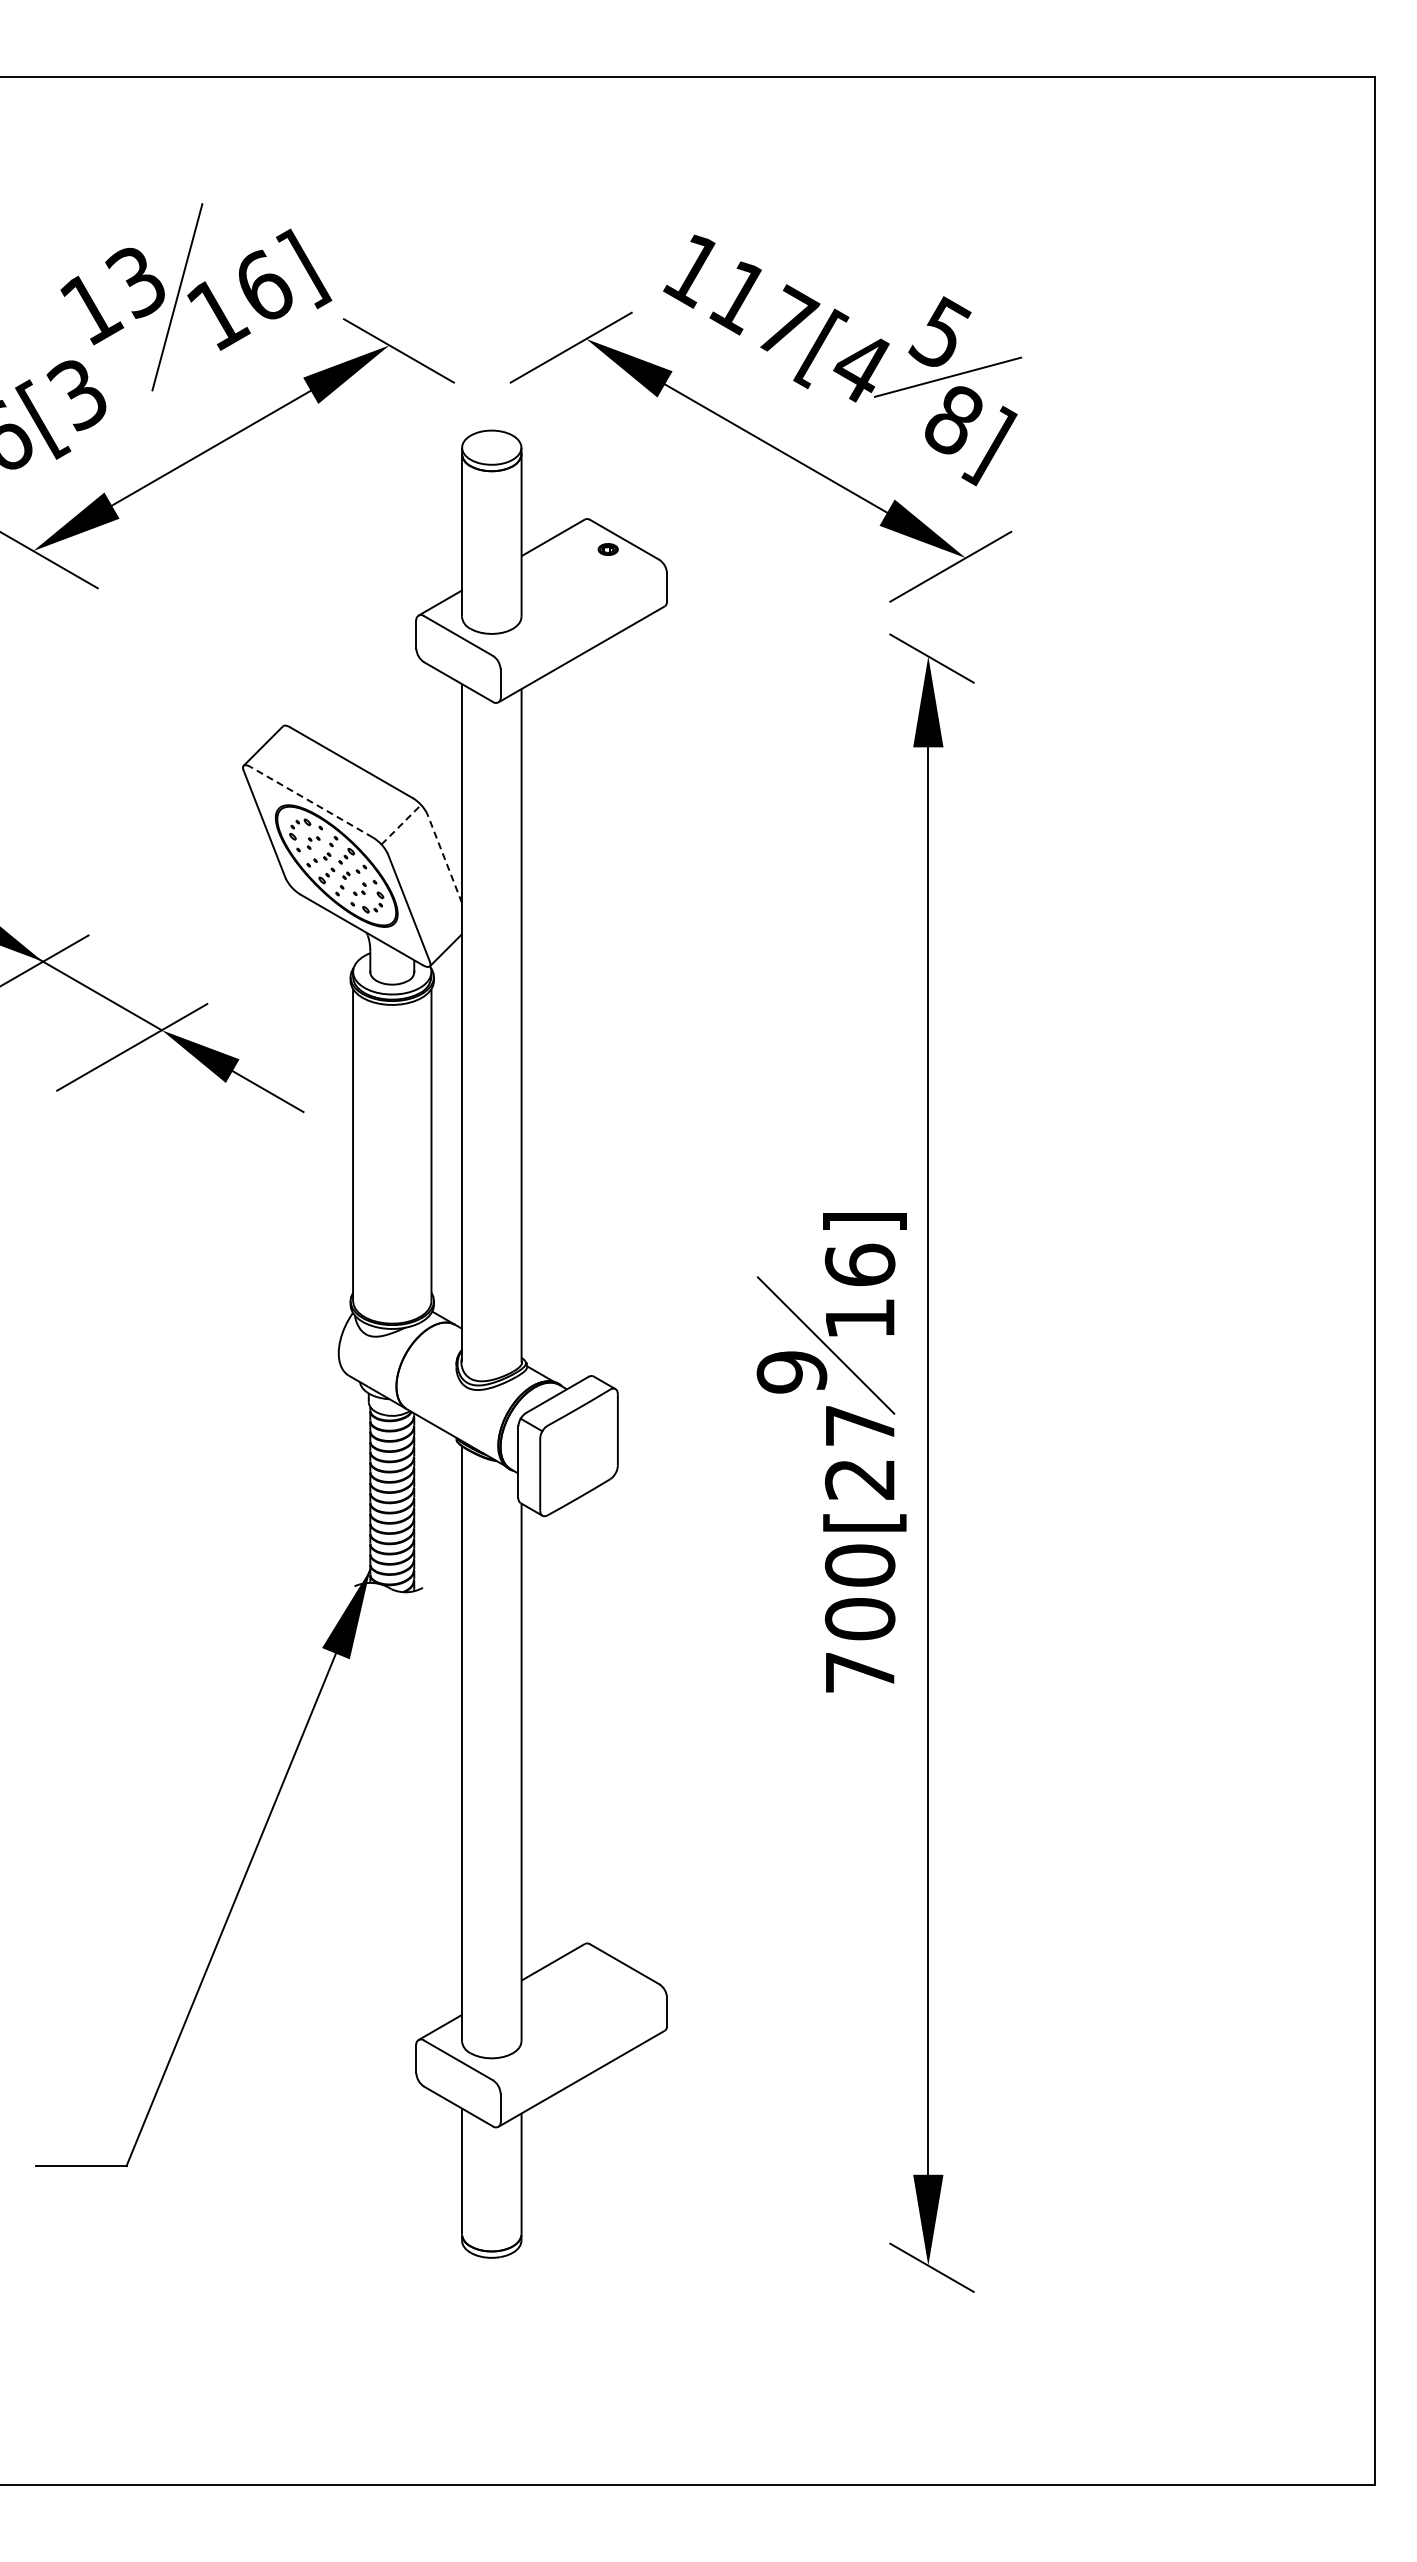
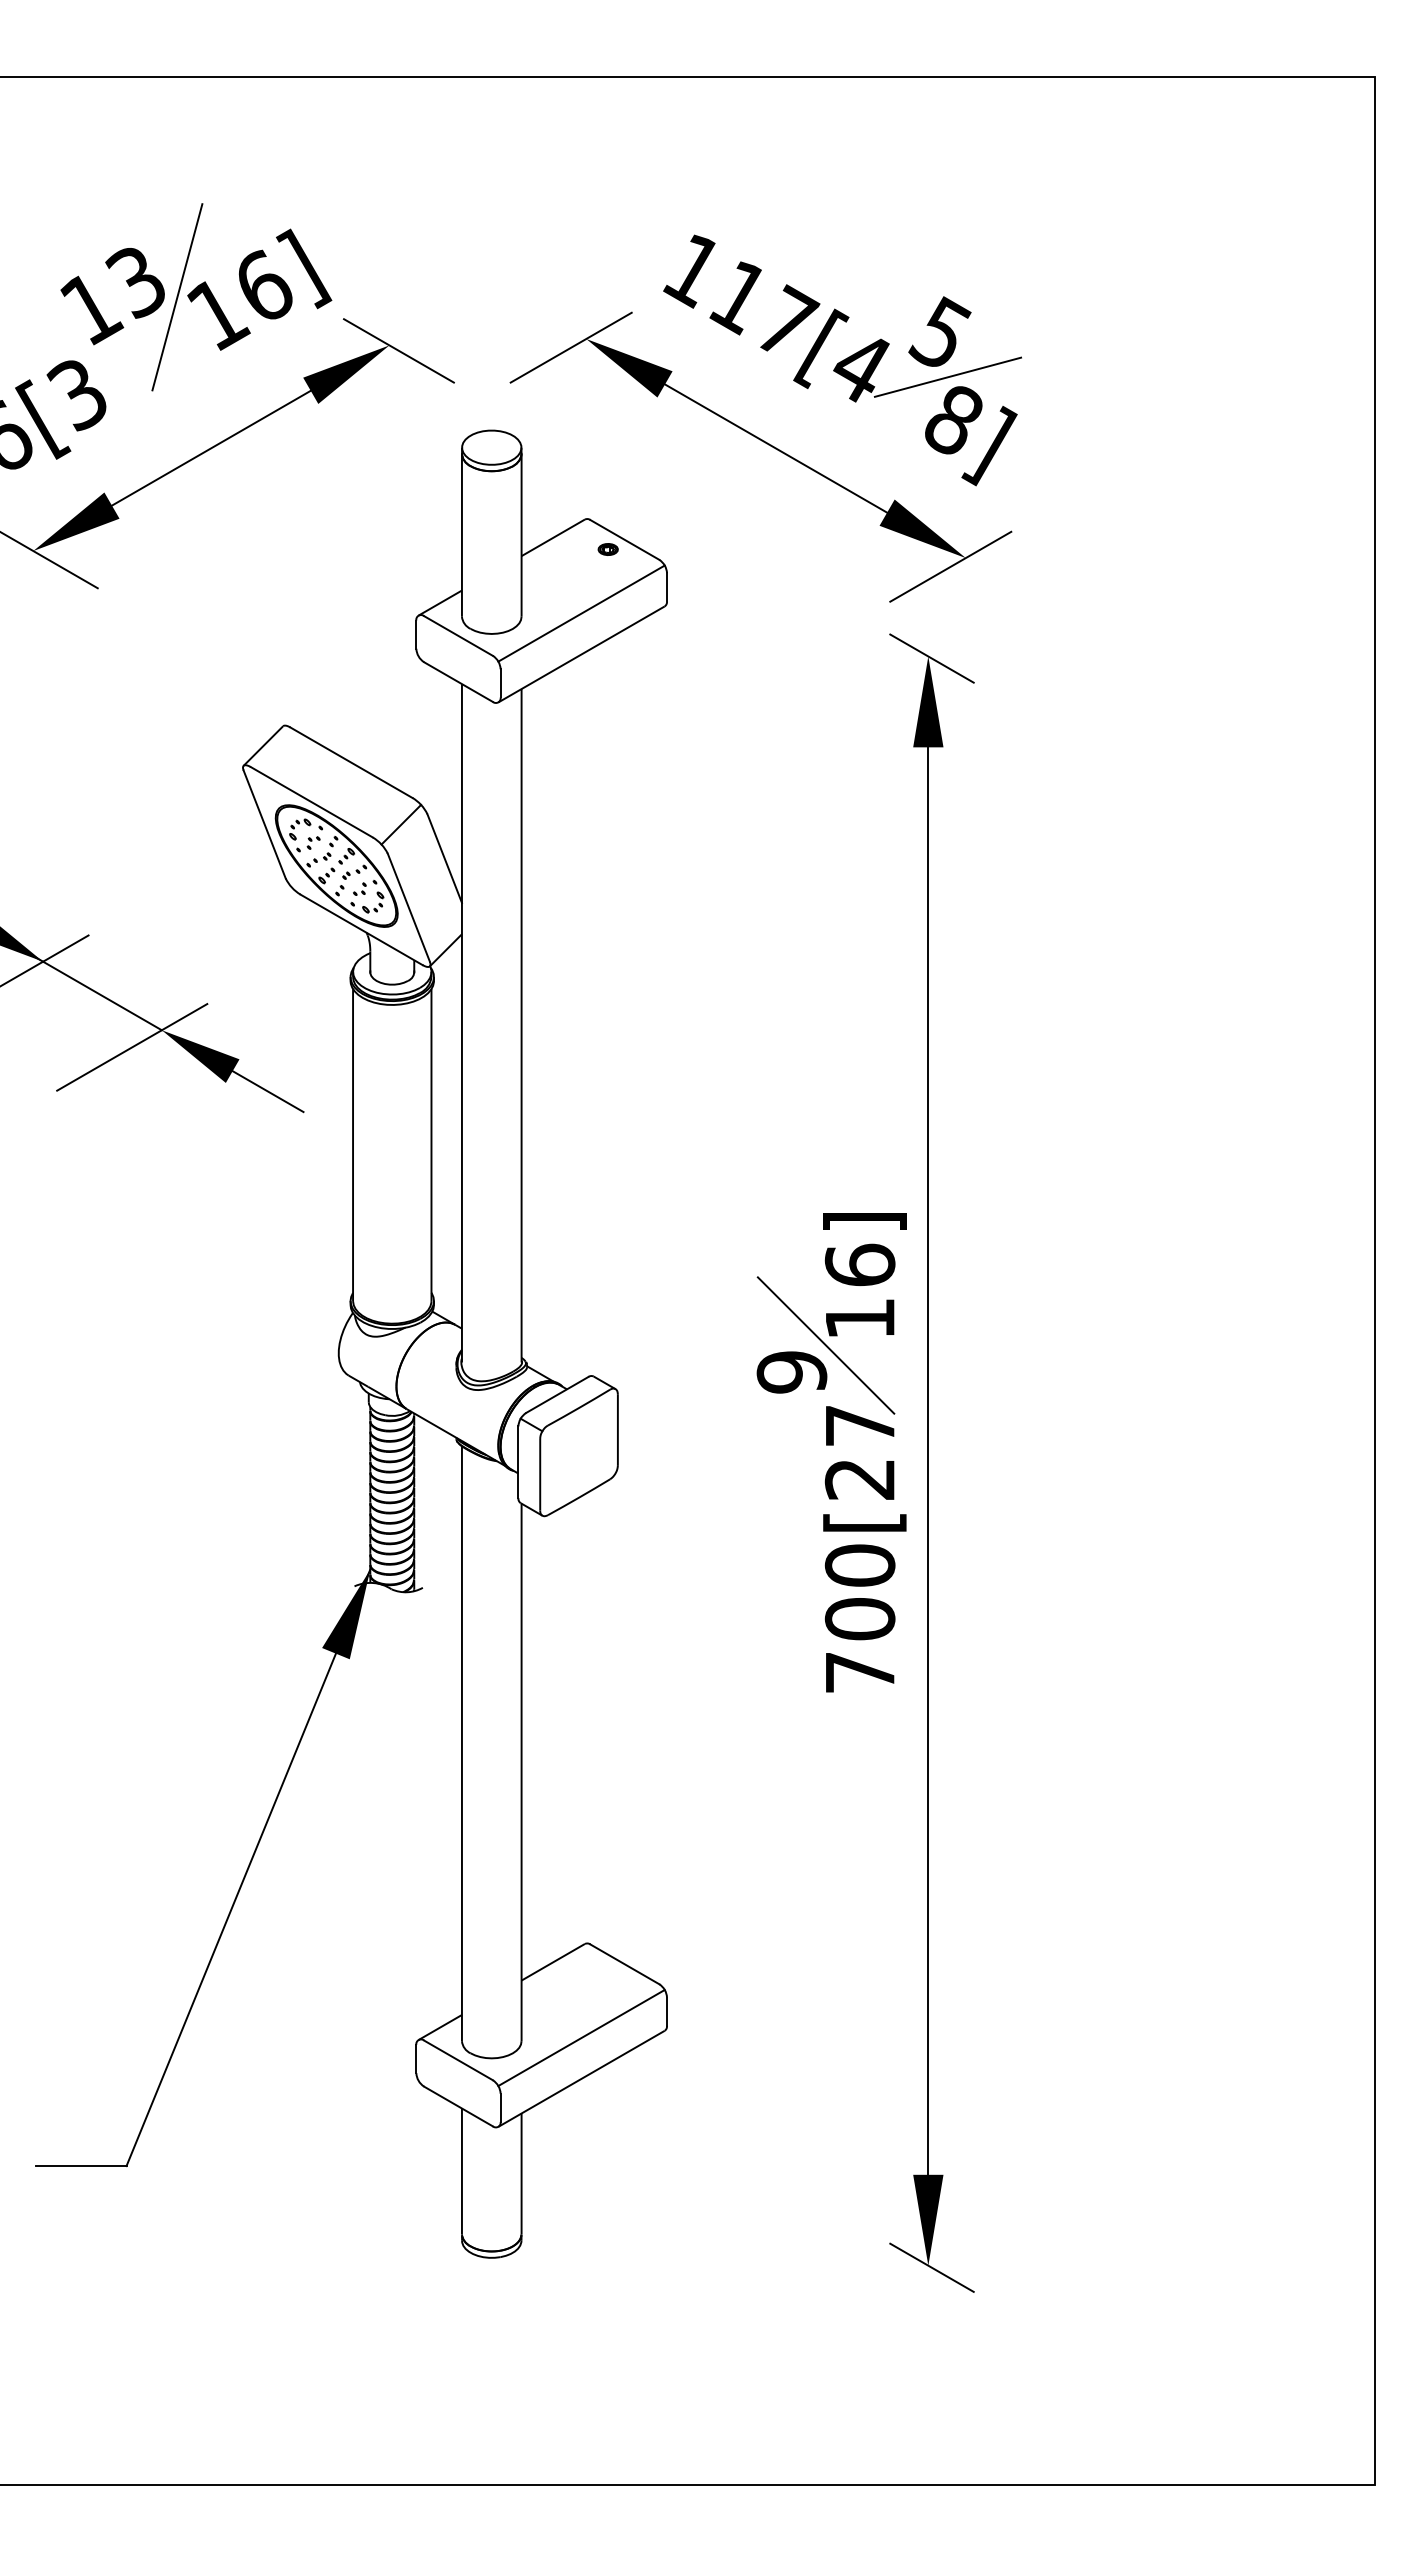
line: none -> present (581, 613)
line: dashed -> solid (311, 802)
line: dashed -> solid (401, 824)
line: dashed -> solid (444, 858)
line: none -> present (581, 2037)
